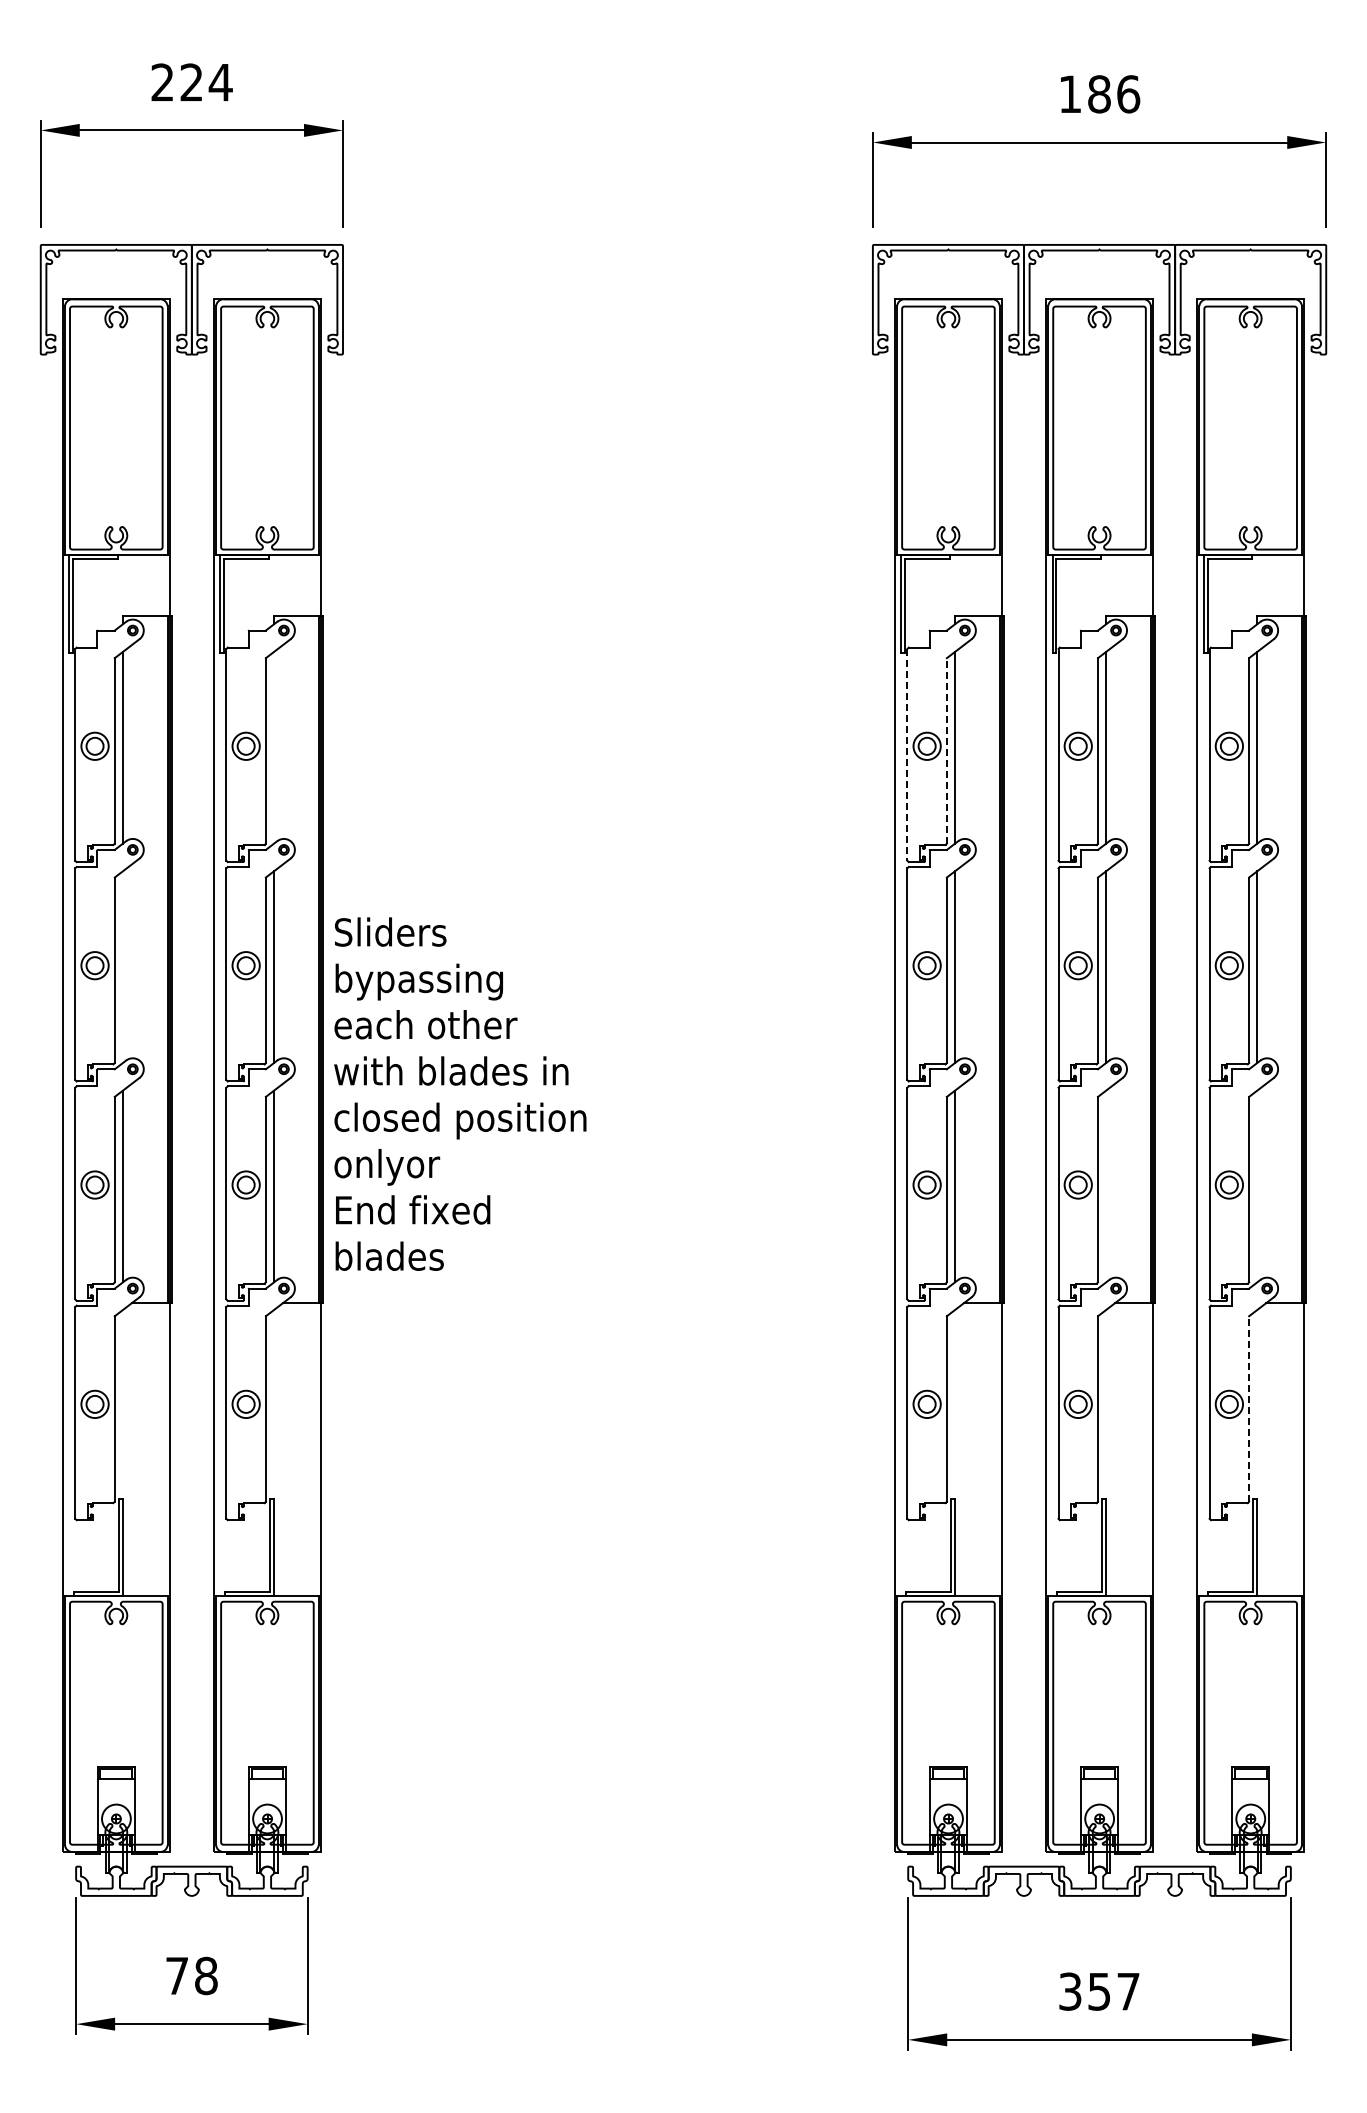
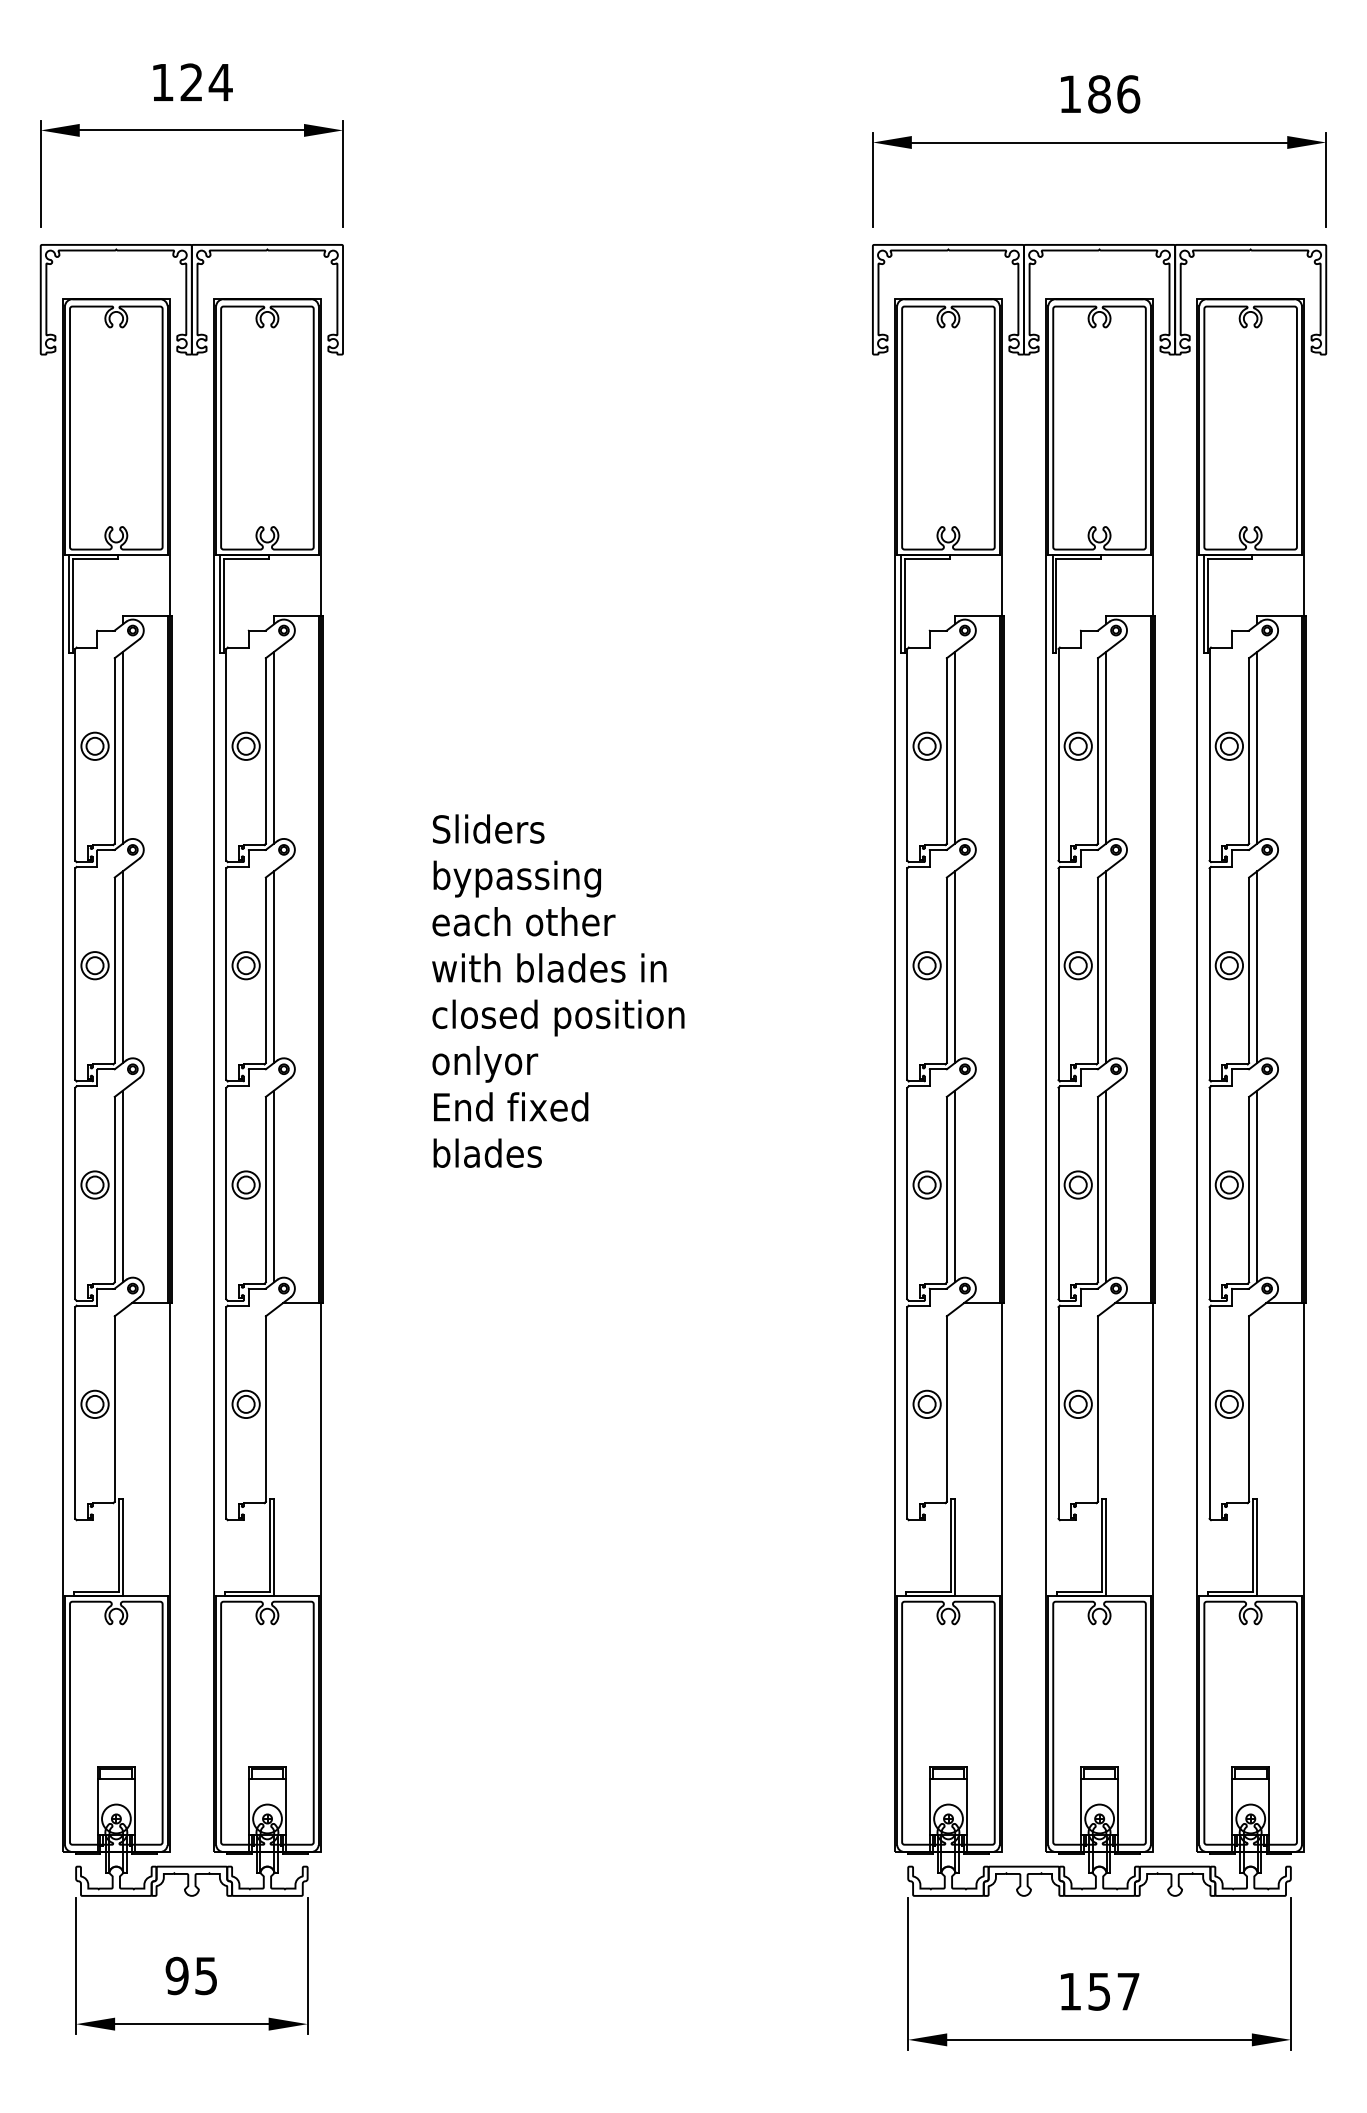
text: 224 -> 124 (162, 82)
line: none -> present (274, 747)
line: dashed -> solid (946, 750)
line: dashed -> solid (907, 754)
line: none -> present (123, 966)
text position: (460, 1093) -> (558, 990) (558, 990)
line: none -> present (1106, 1186)
line: none -> present (1257, 1186)
line: dashed -> solid (1249, 1409)
text: 78 -> 95 (191, 1975)
text: 357 -> 157 (1070, 1991)
